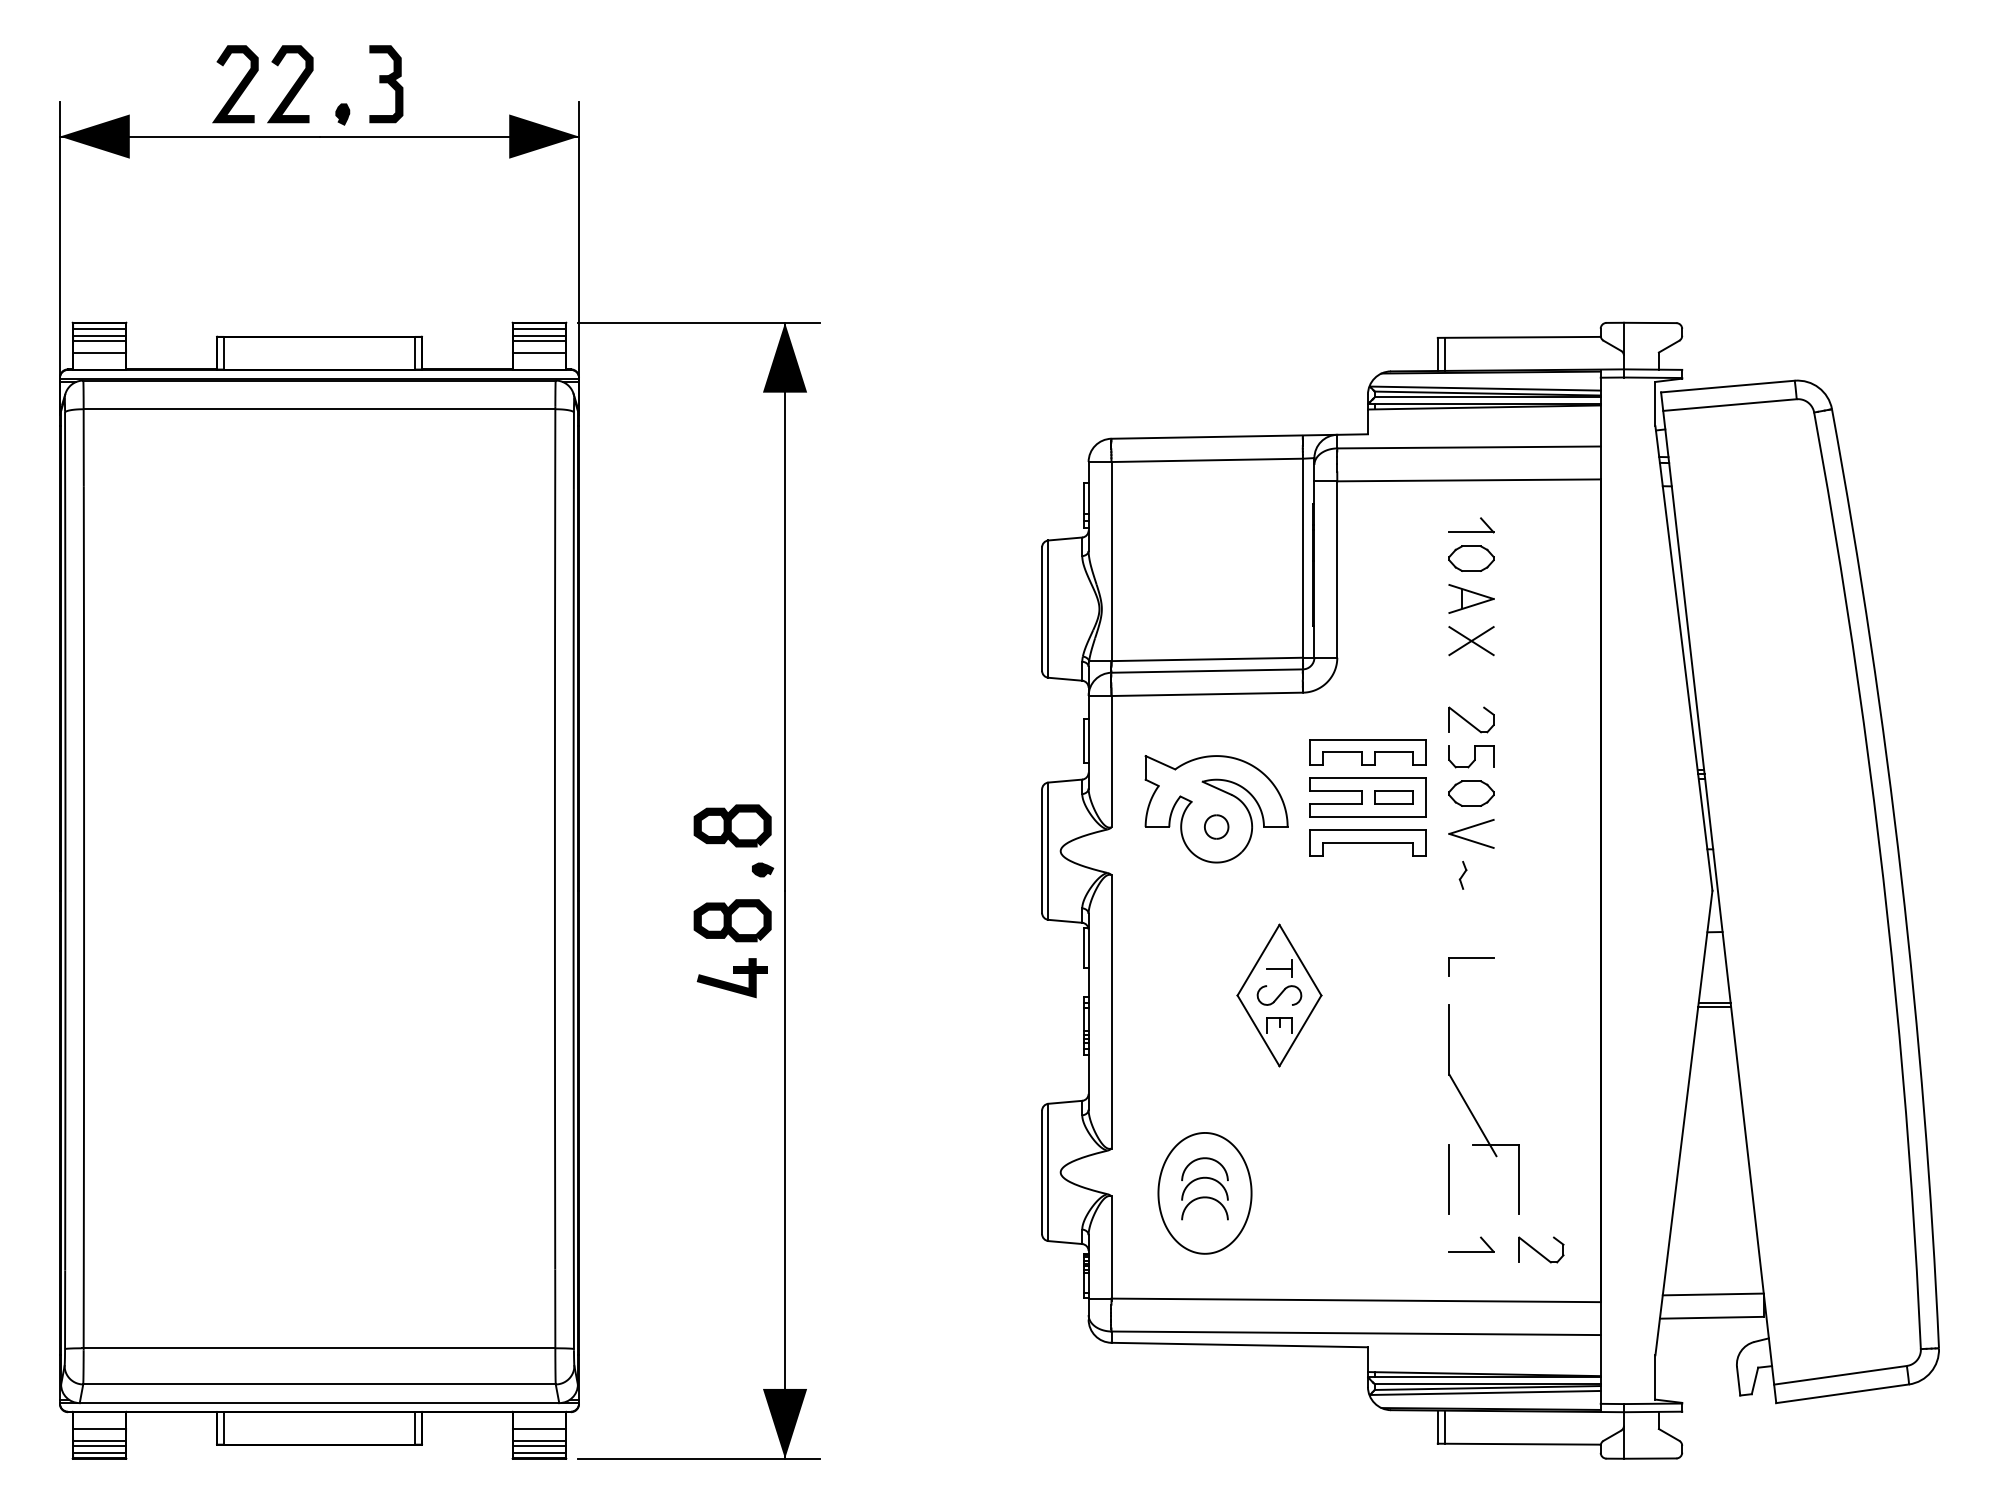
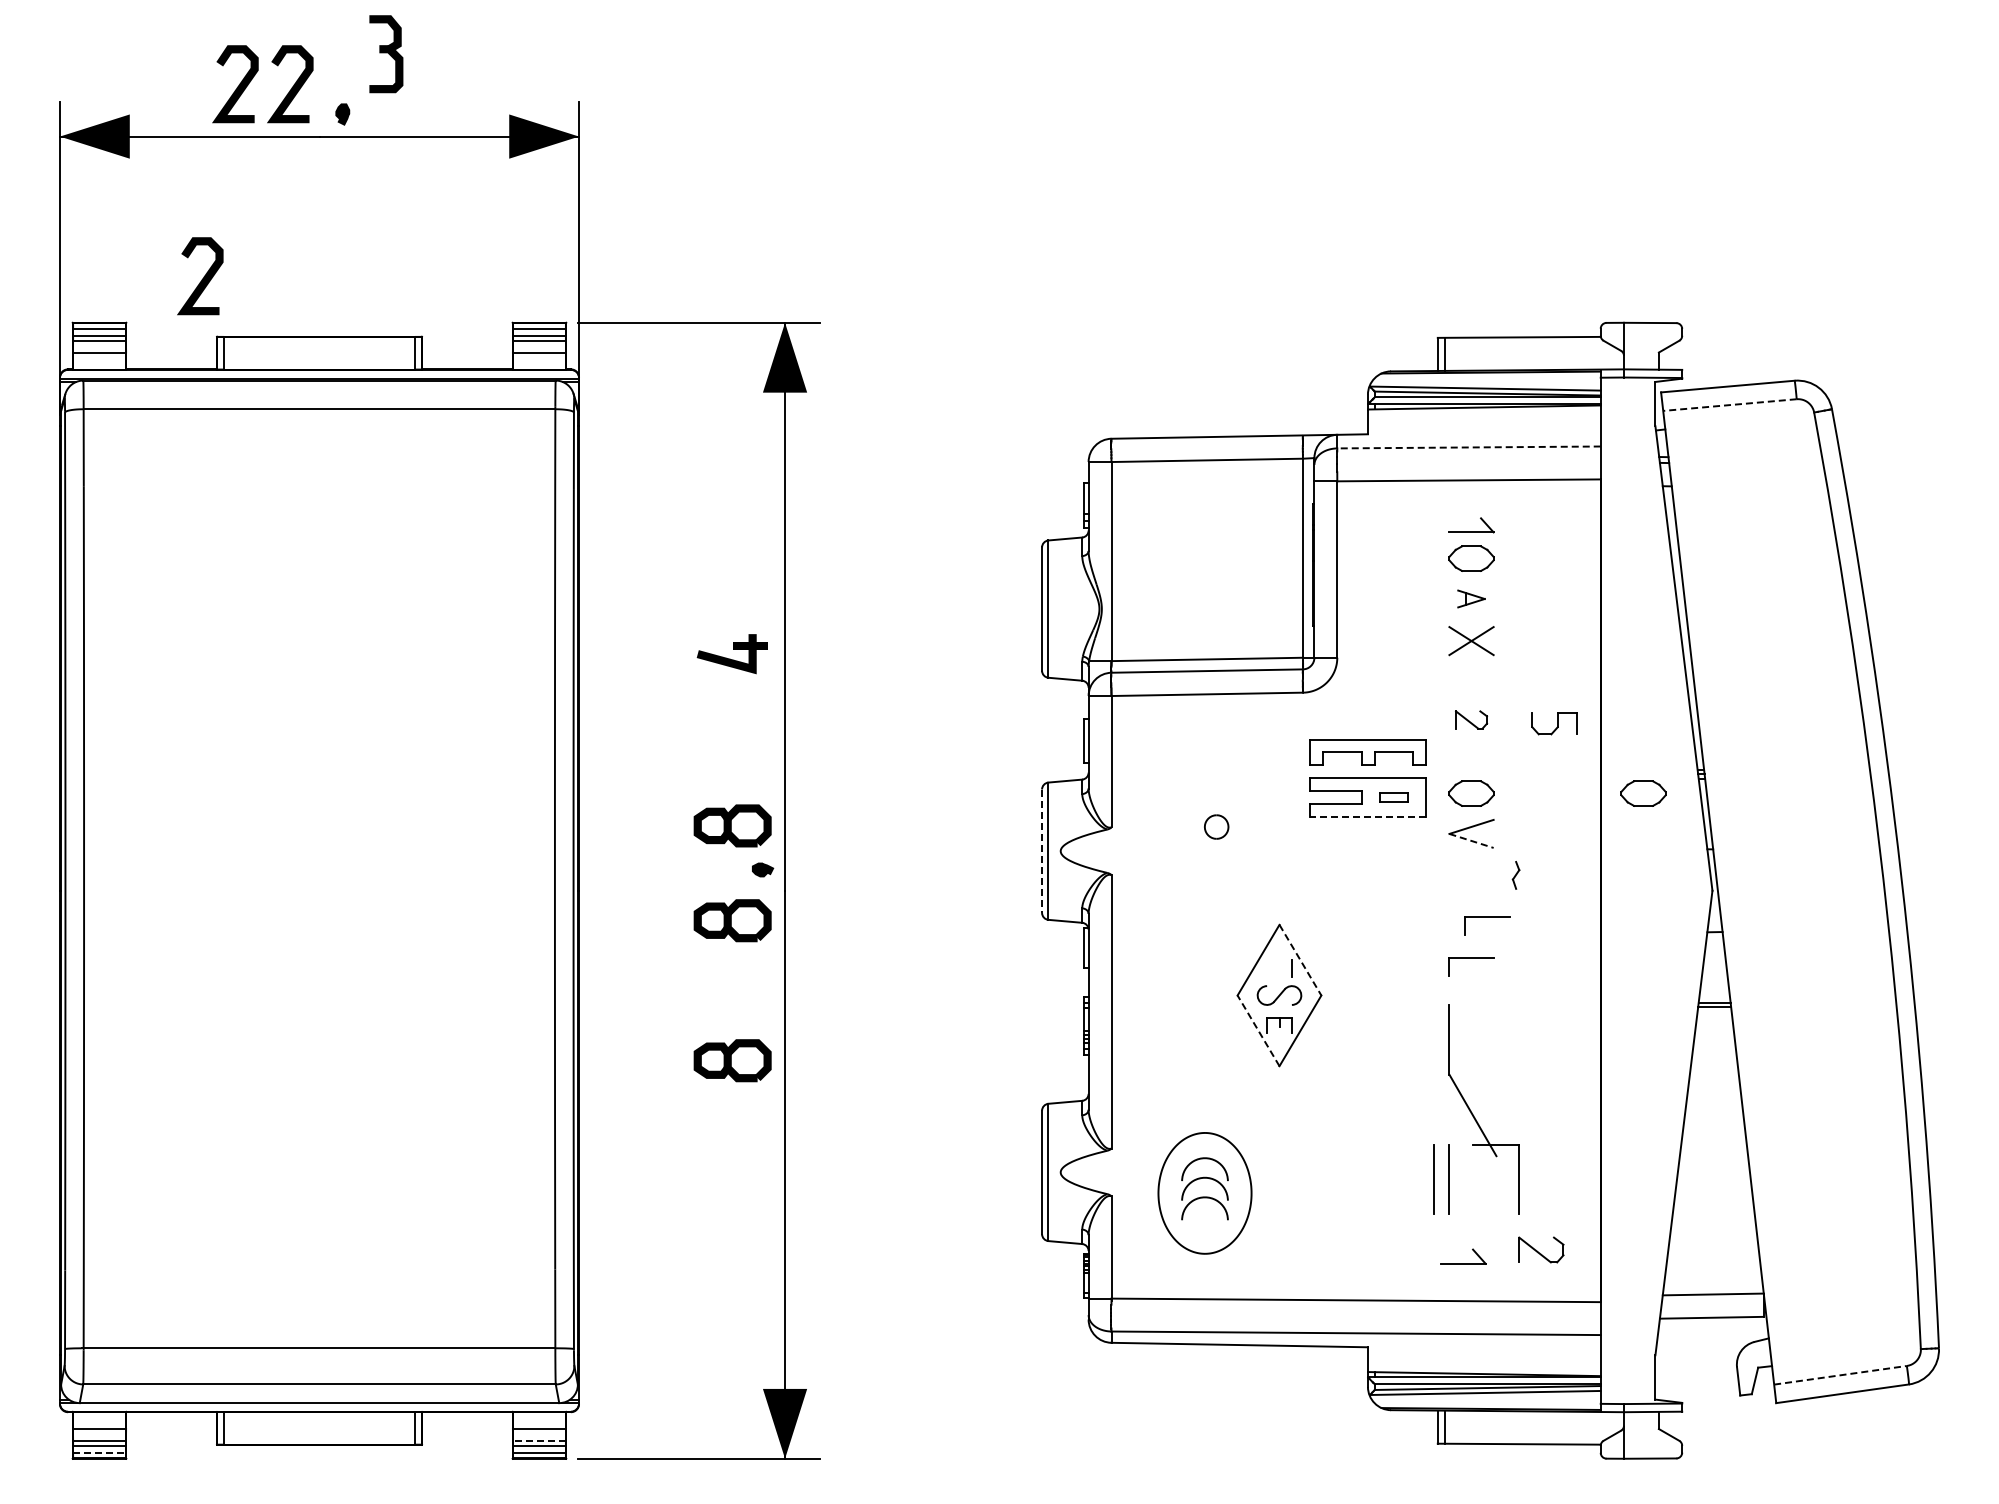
part position: (386, 84) -> (386, 54) (386, 54)
curve: none -> present (202, 278)
line: solid -> dashed (1729, 405)
line: solid -> dashed (1469, 447)
part size: 47x30 px -> 29x20 px (1471, 598)
part size: 47x28 px -> 34x20 px (1471, 719)
part position: (1471, 756) -> (1554, 723) (1554, 723)
part: none -> present (1643, 793)
part size: 40x15 px -> 30x11 px (1393, 797)
part: present -> none (1216, 809)
line: solid -> dashed (1367, 817)
line: solid -> dashed (1472, 841)
part: present -> none (1367, 842)
line: solid -> dashed (1042, 851)
part position: (1462, 875) -> (1515, 875) (1515, 875)
part: none -> present (1487, 917)
line: solid -> dashed (1300, 960)
line: present -> none (1279, 968)
part position: (731, 978) -> (731, 654) (731, 654)
line: solid -> dashed (1258, 1030)
part: none -> present (732, 1060)
line: none -> present (1433, 1179)
part position: (1471, 1251) -> (1463, 1263) (1463, 1263)
line: solid -> dashed (1840, 1375)
line: solid -> dashed (538, 1440)
line: solid -> dashed (100, 1452)
